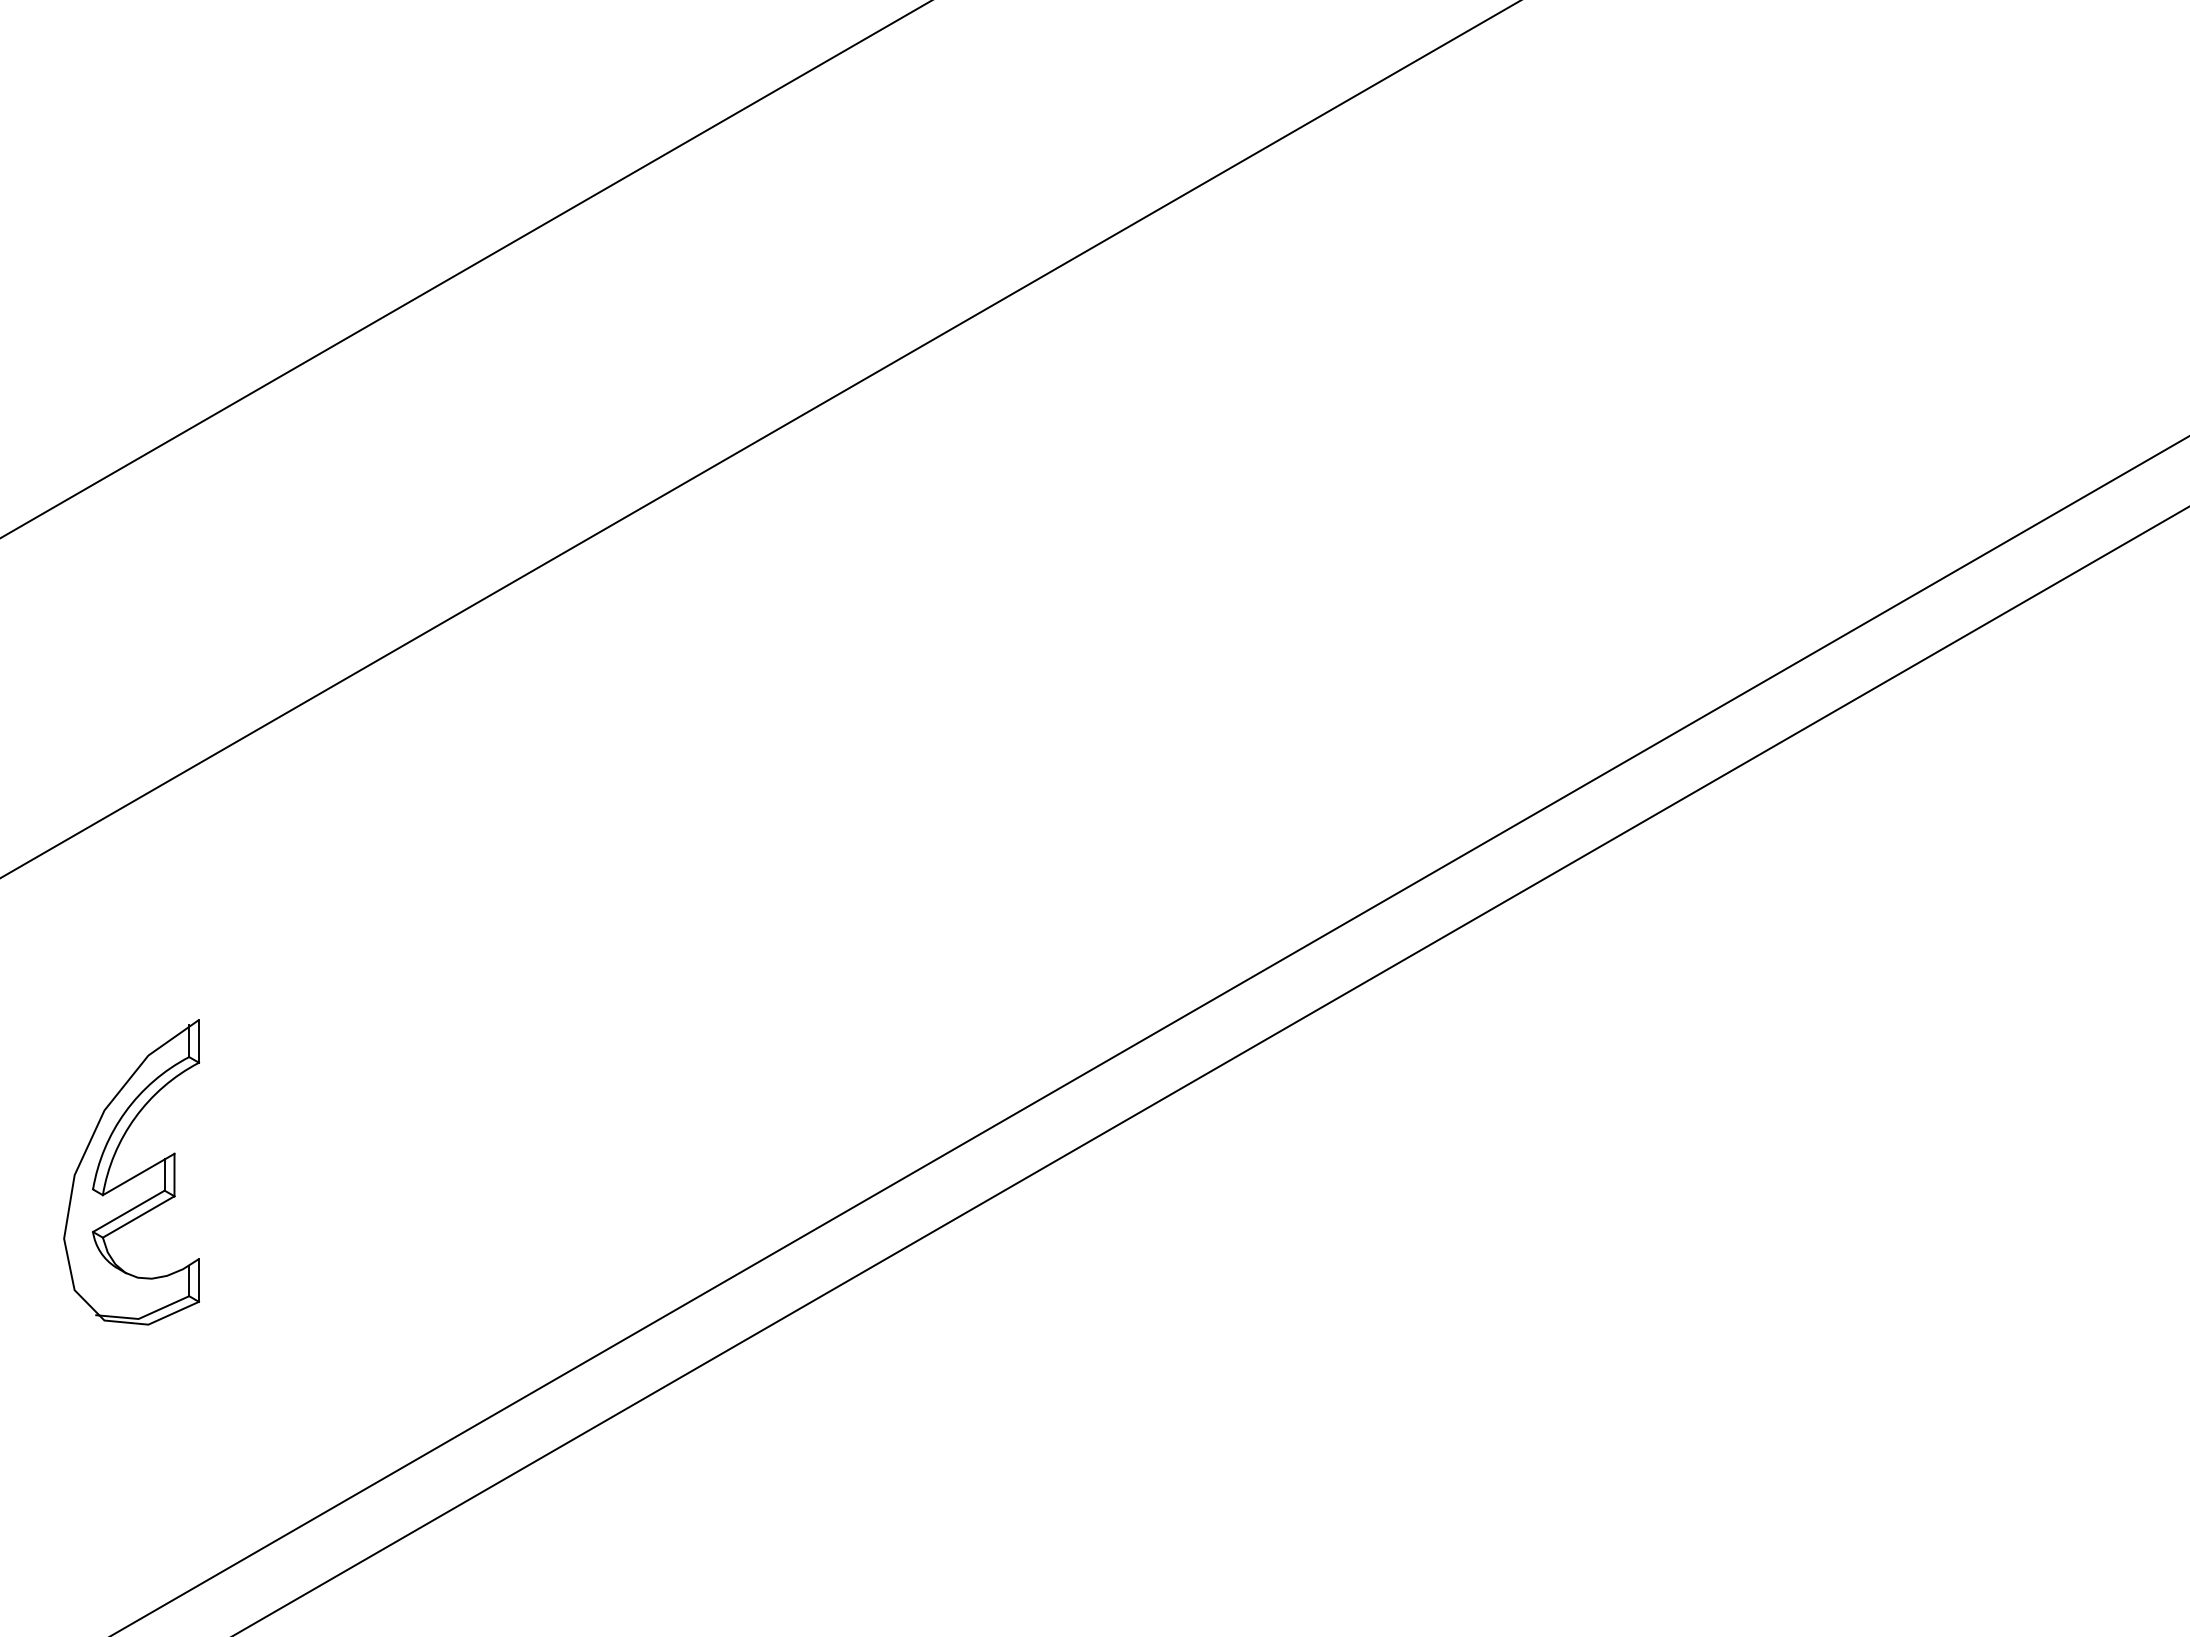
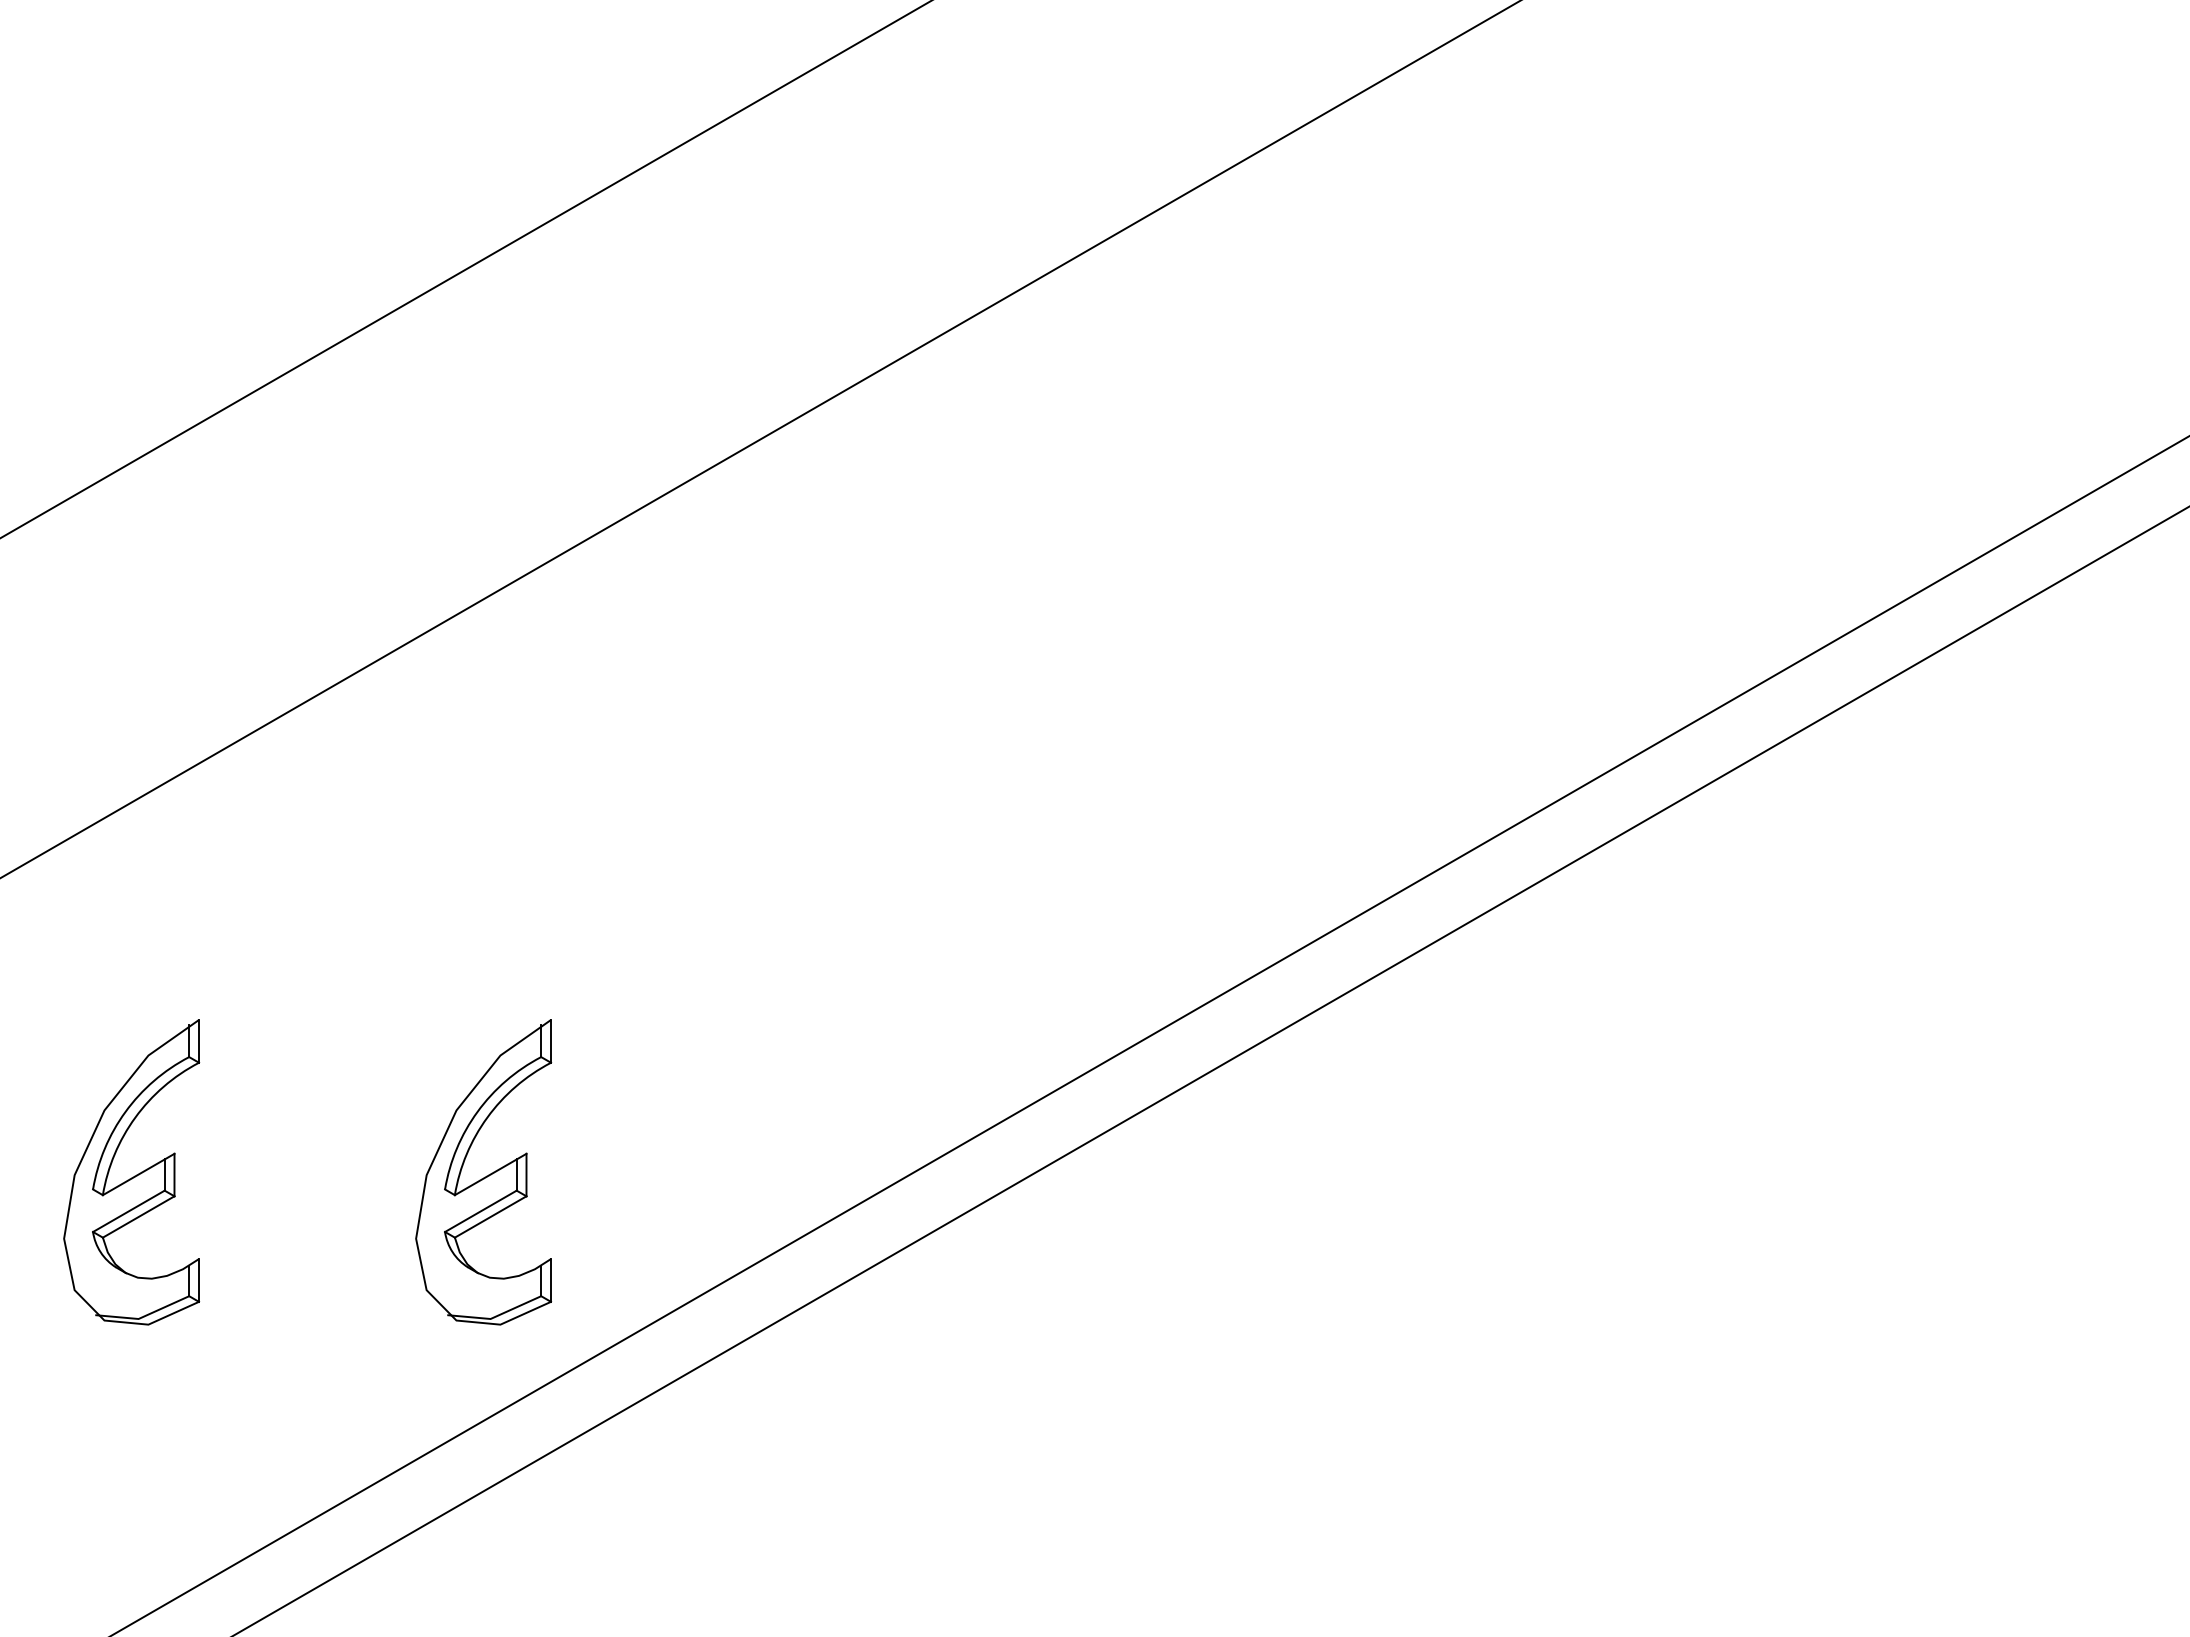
part: none -> present (483, 1172)
